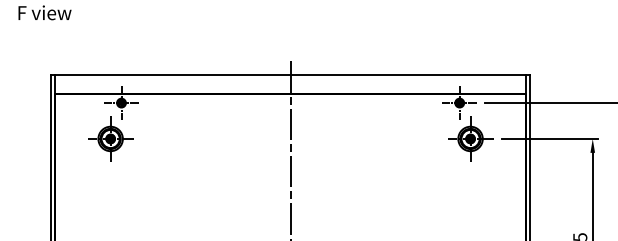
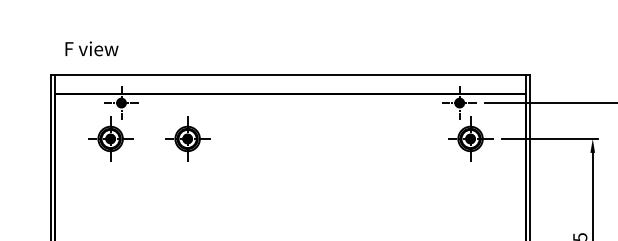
text position: (44, 12) -> (91, 48) (91, 48)
part: none -> present (187, 138)
line: present -> none (290, 149)
